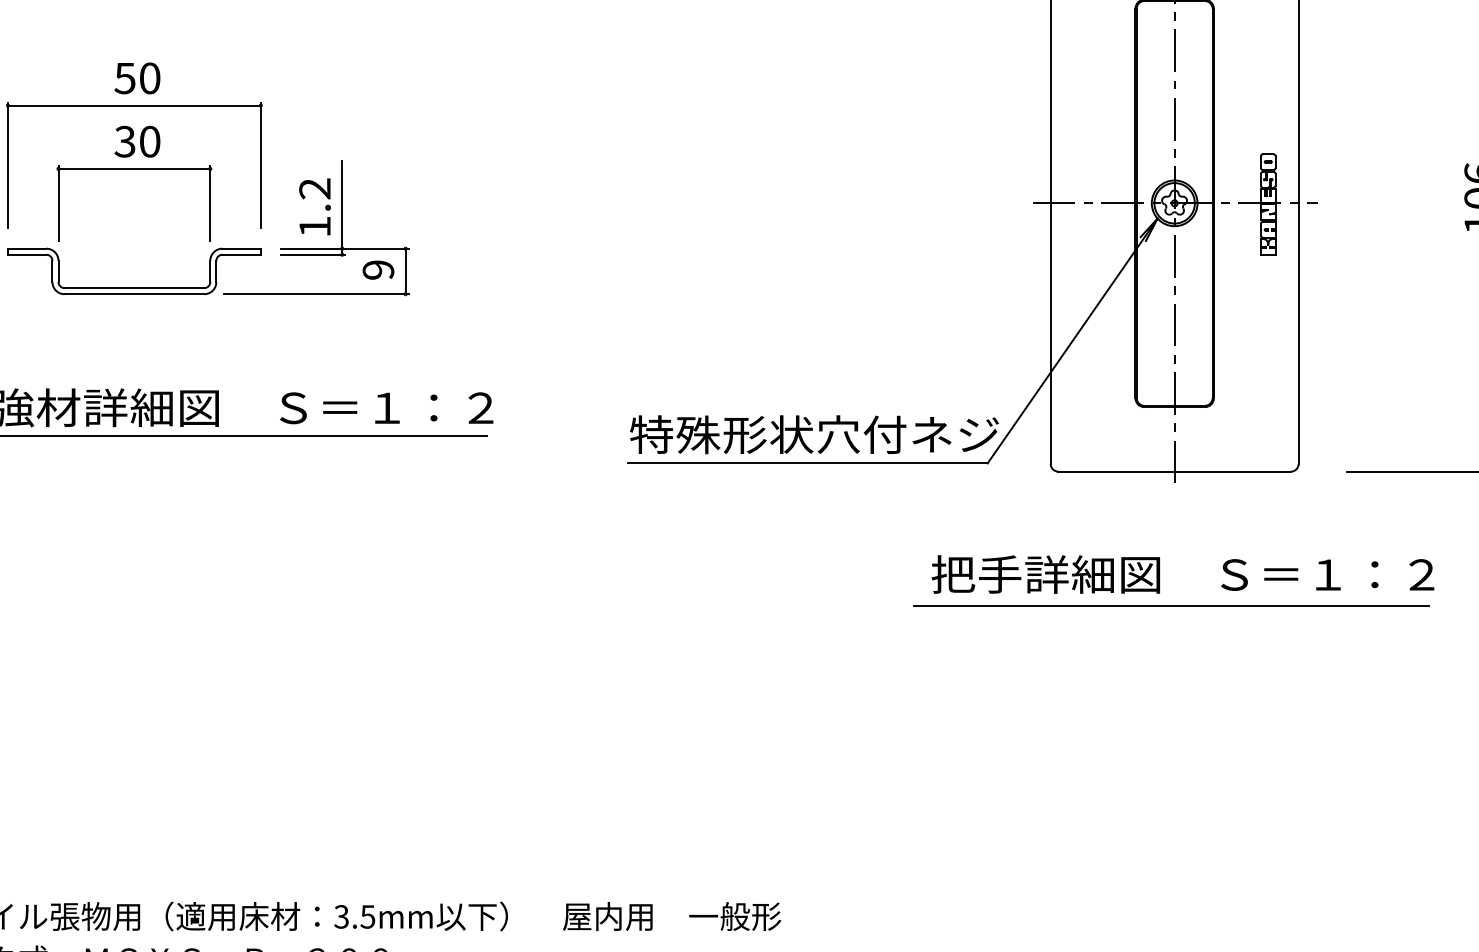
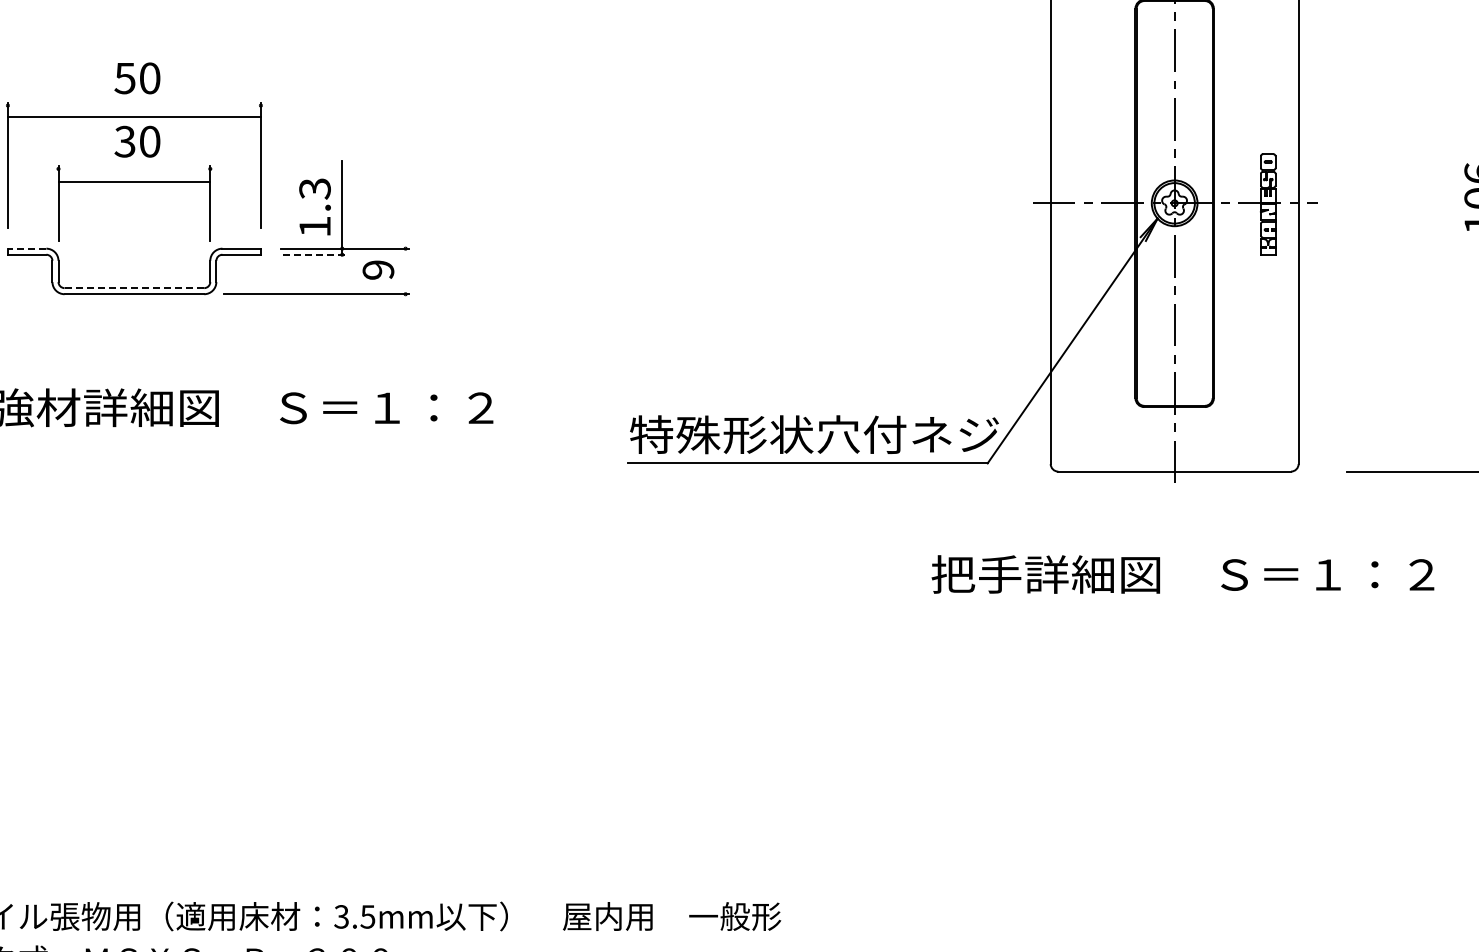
line position: (133, 105) -> (133, 116) (133, 116)
line position: (134, 168) -> (134, 181) (134, 181)
text: 1.2 -> 1.3 (314, 188)
line: solid -> dashed (26, 248)
line: solid -> dashed (312, 254)
line: present -> none (405, 271)
line: solid -> dashed (134, 288)
line: present -> none (244, 436)
line: present -> none (1171, 606)
